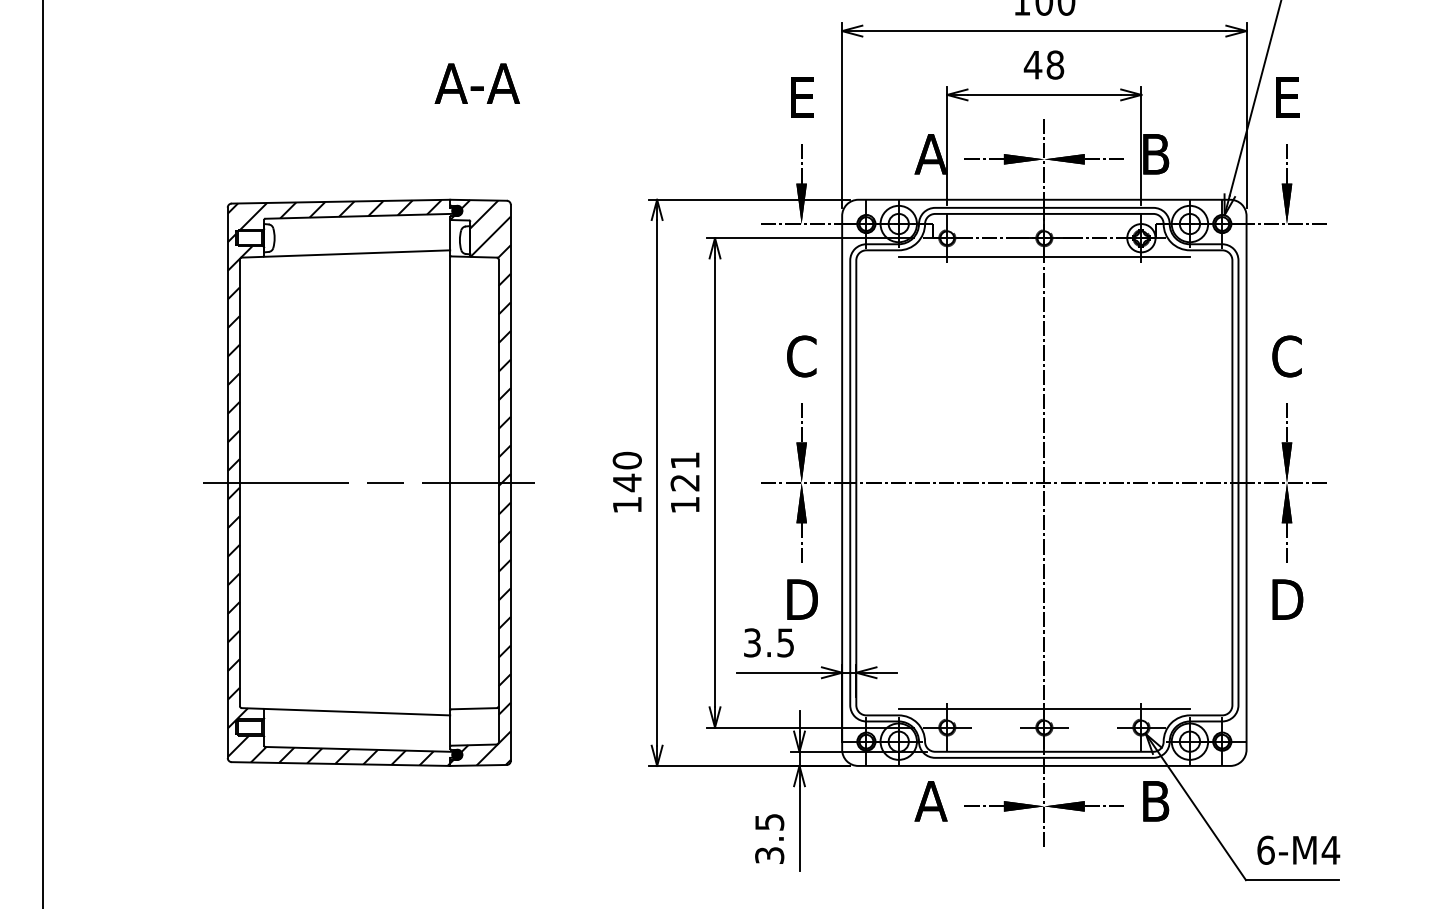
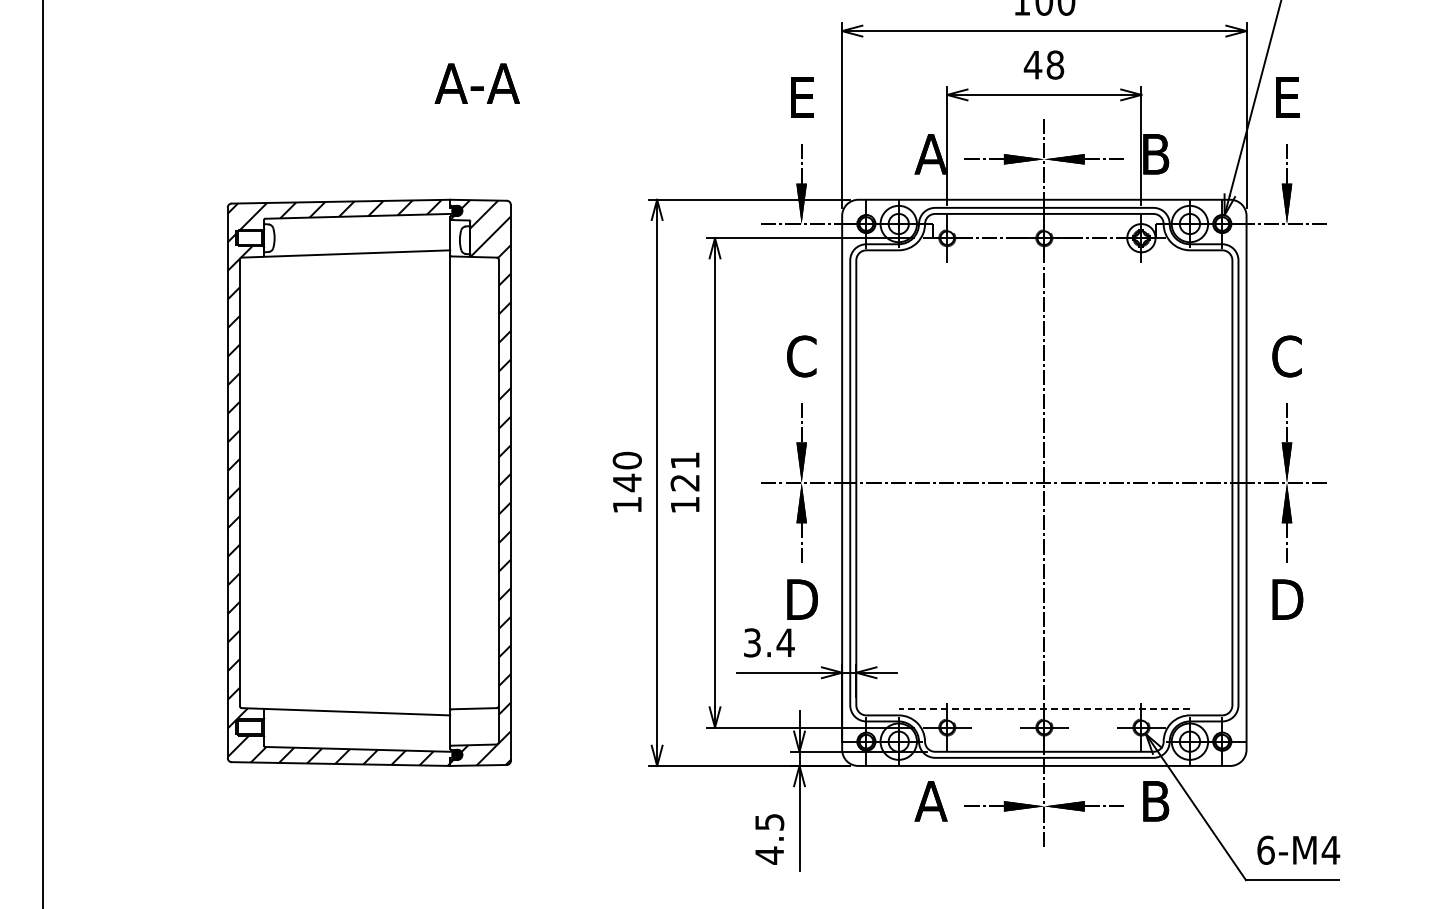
line: present -> none (1043, 256)
line: present -> none (369, 482)
text: 3.5 -> 3.4 (785, 642)
line: solid -> dashed (1044, 708)
text: 3.5 -> 4.5 (769, 855)
